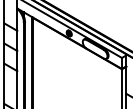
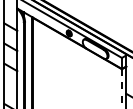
line: solid -> dashed (121, 89)
